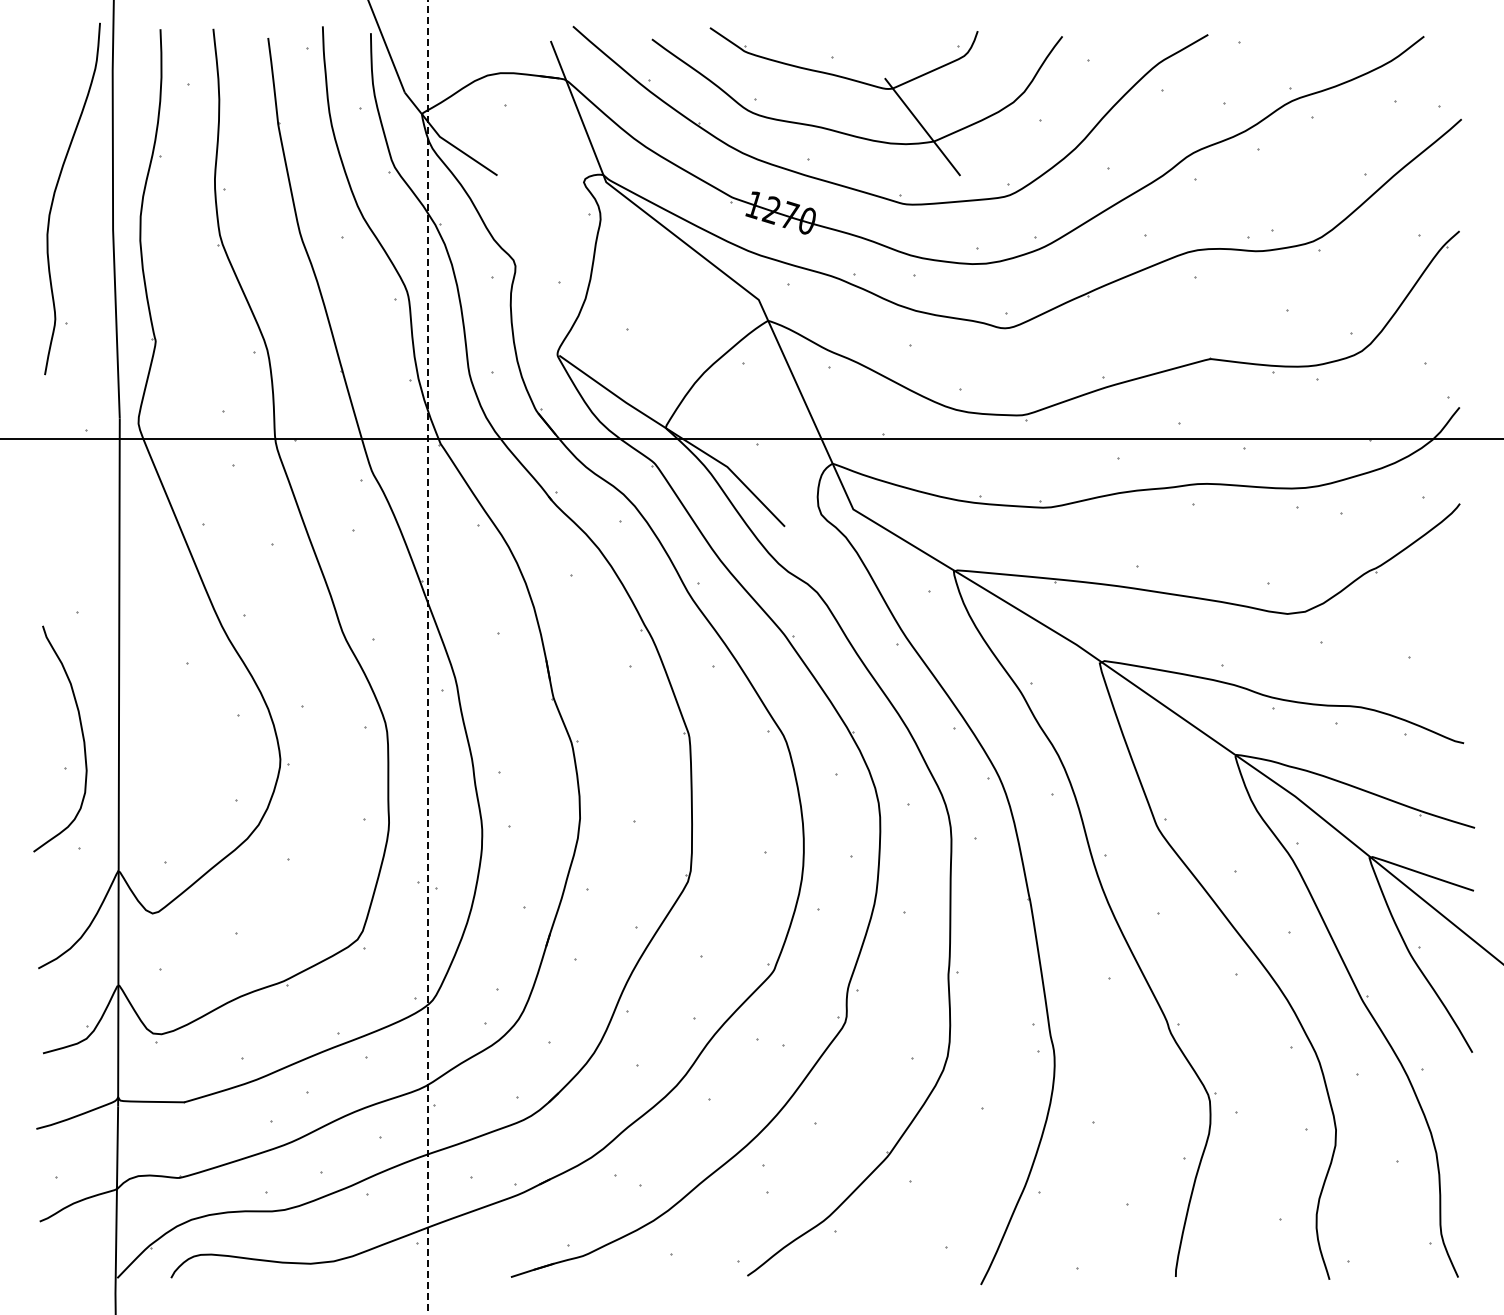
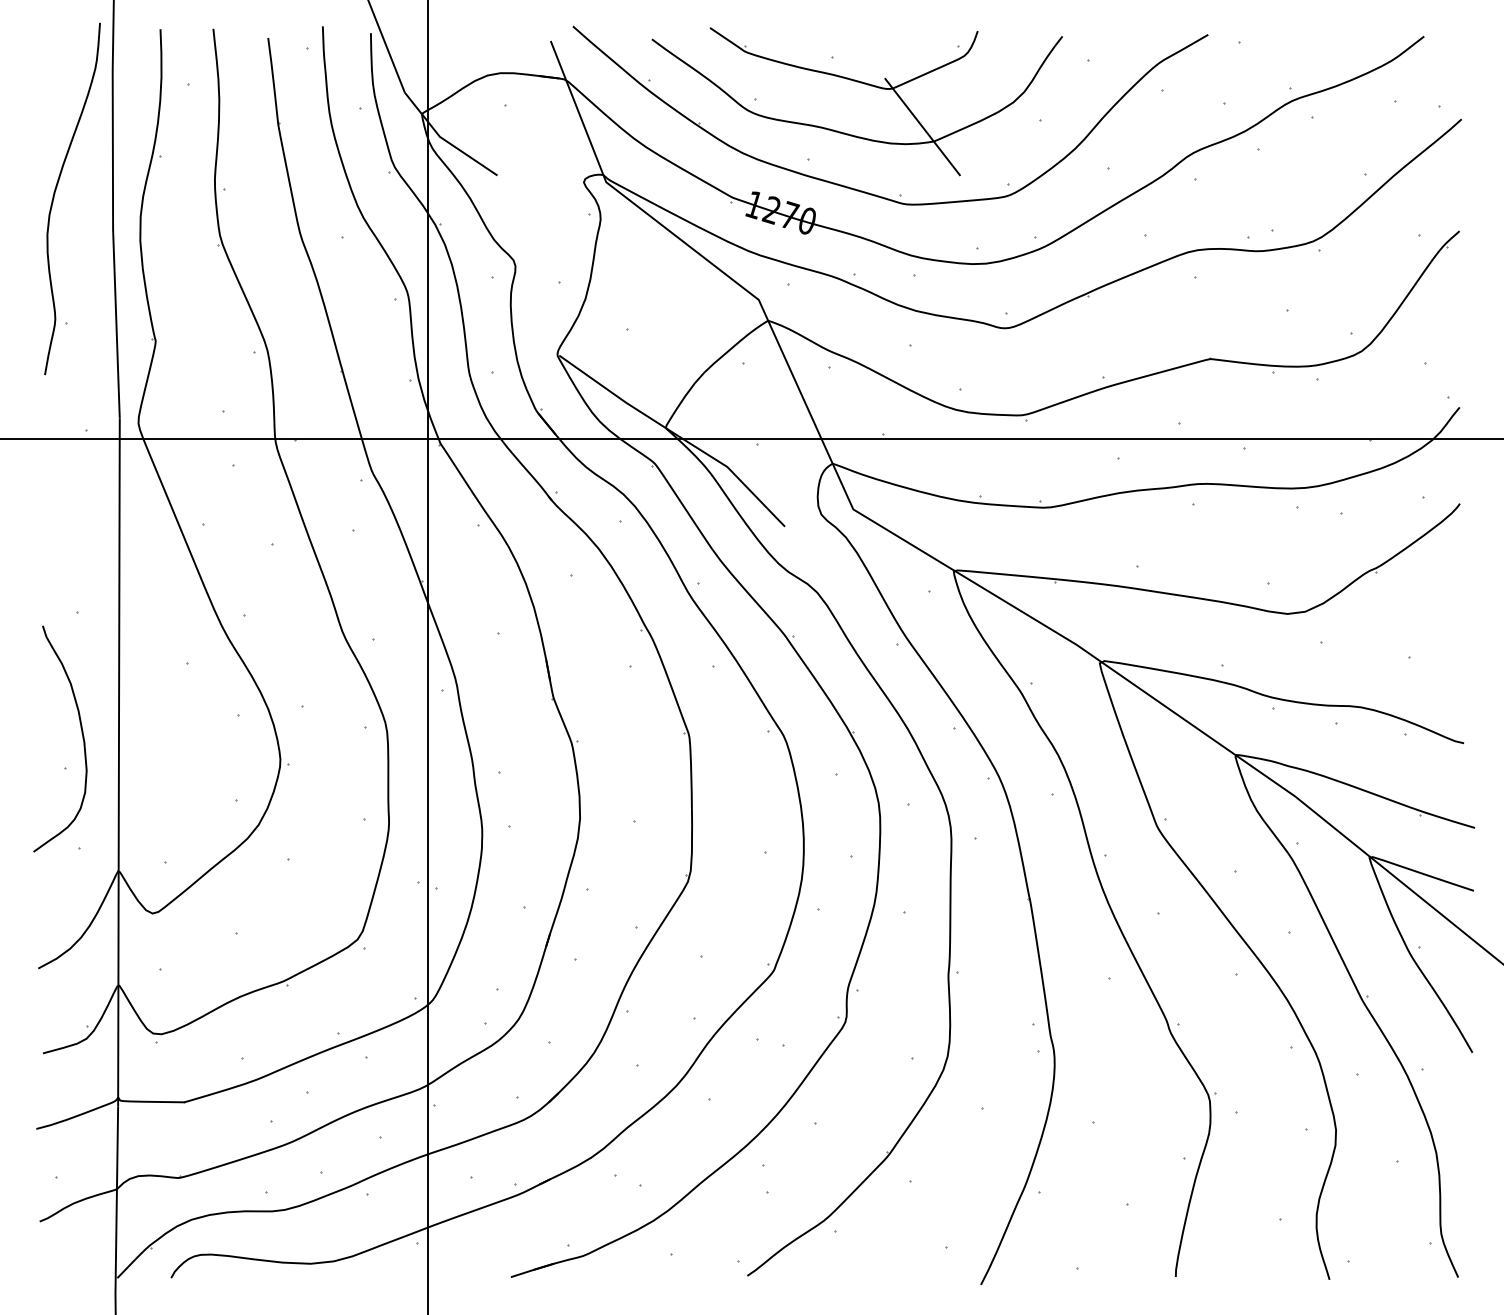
line: dashed -> solid (427, 658)
